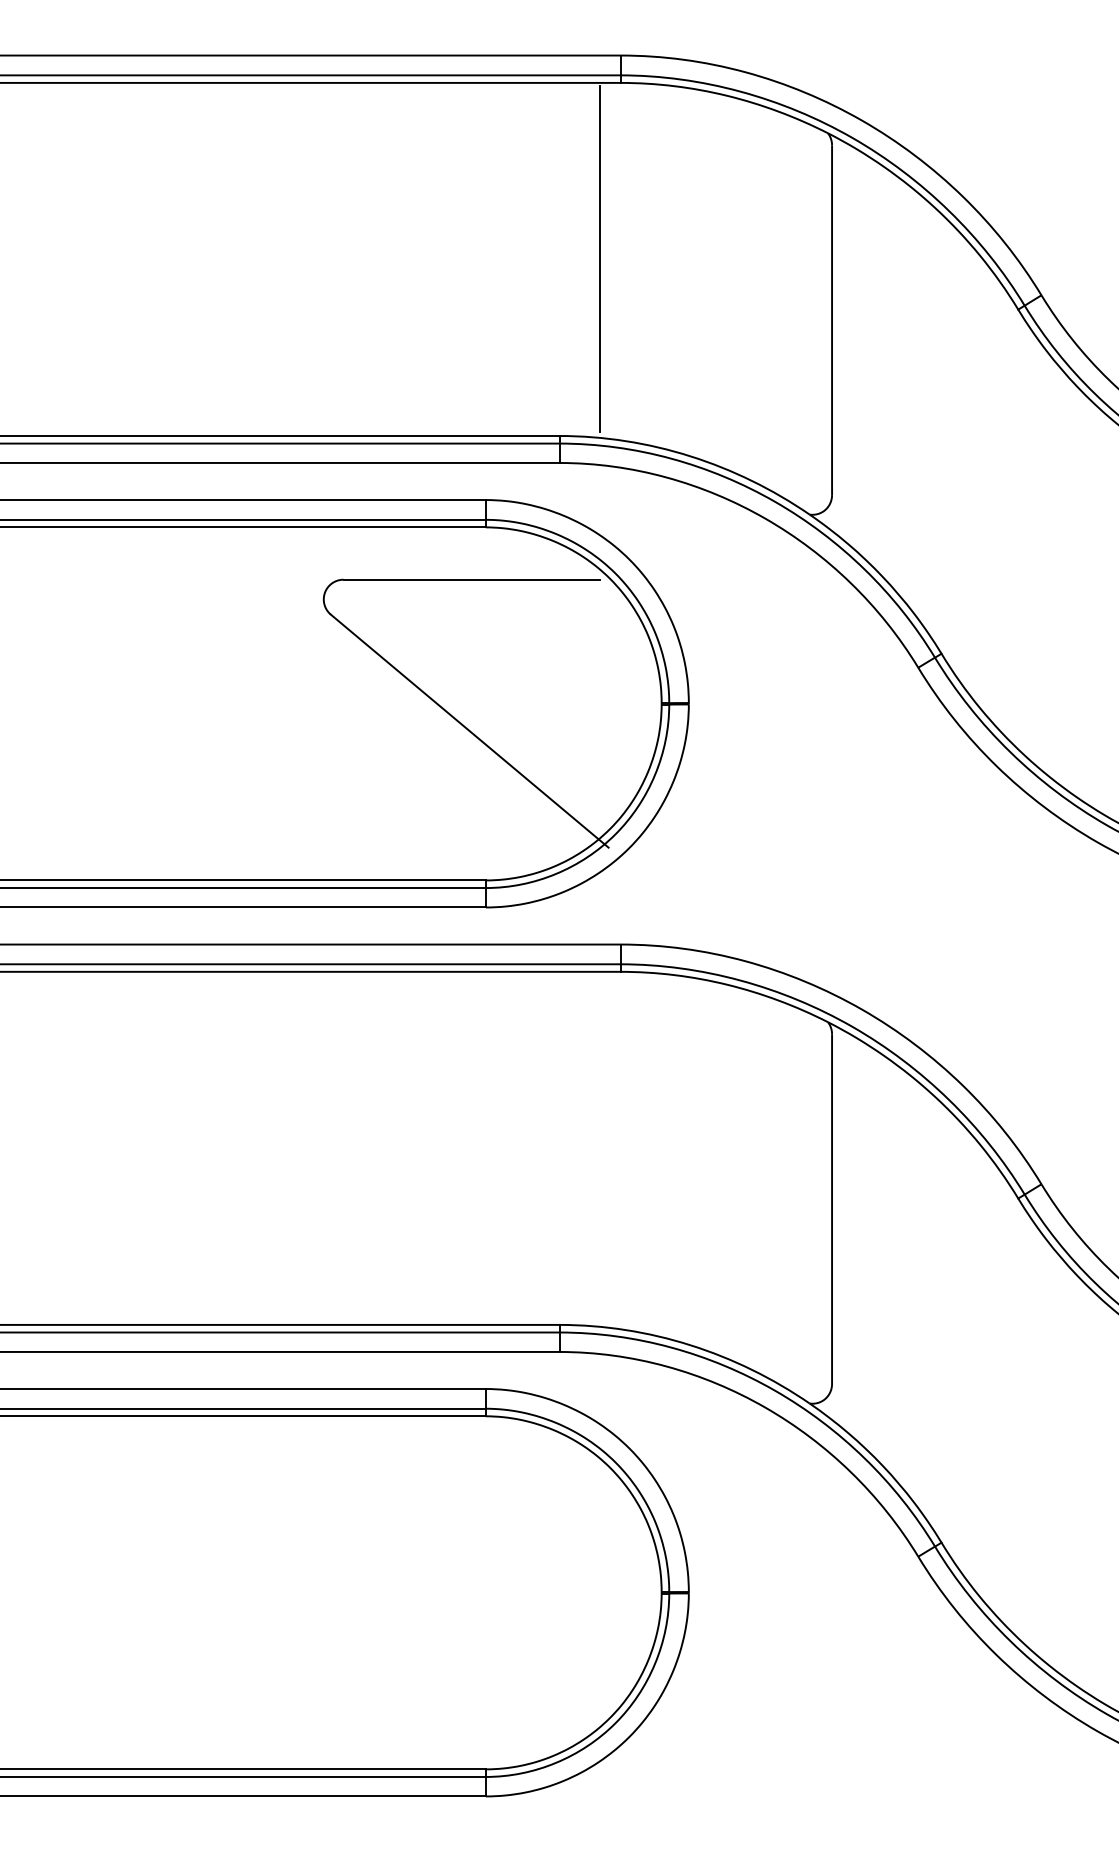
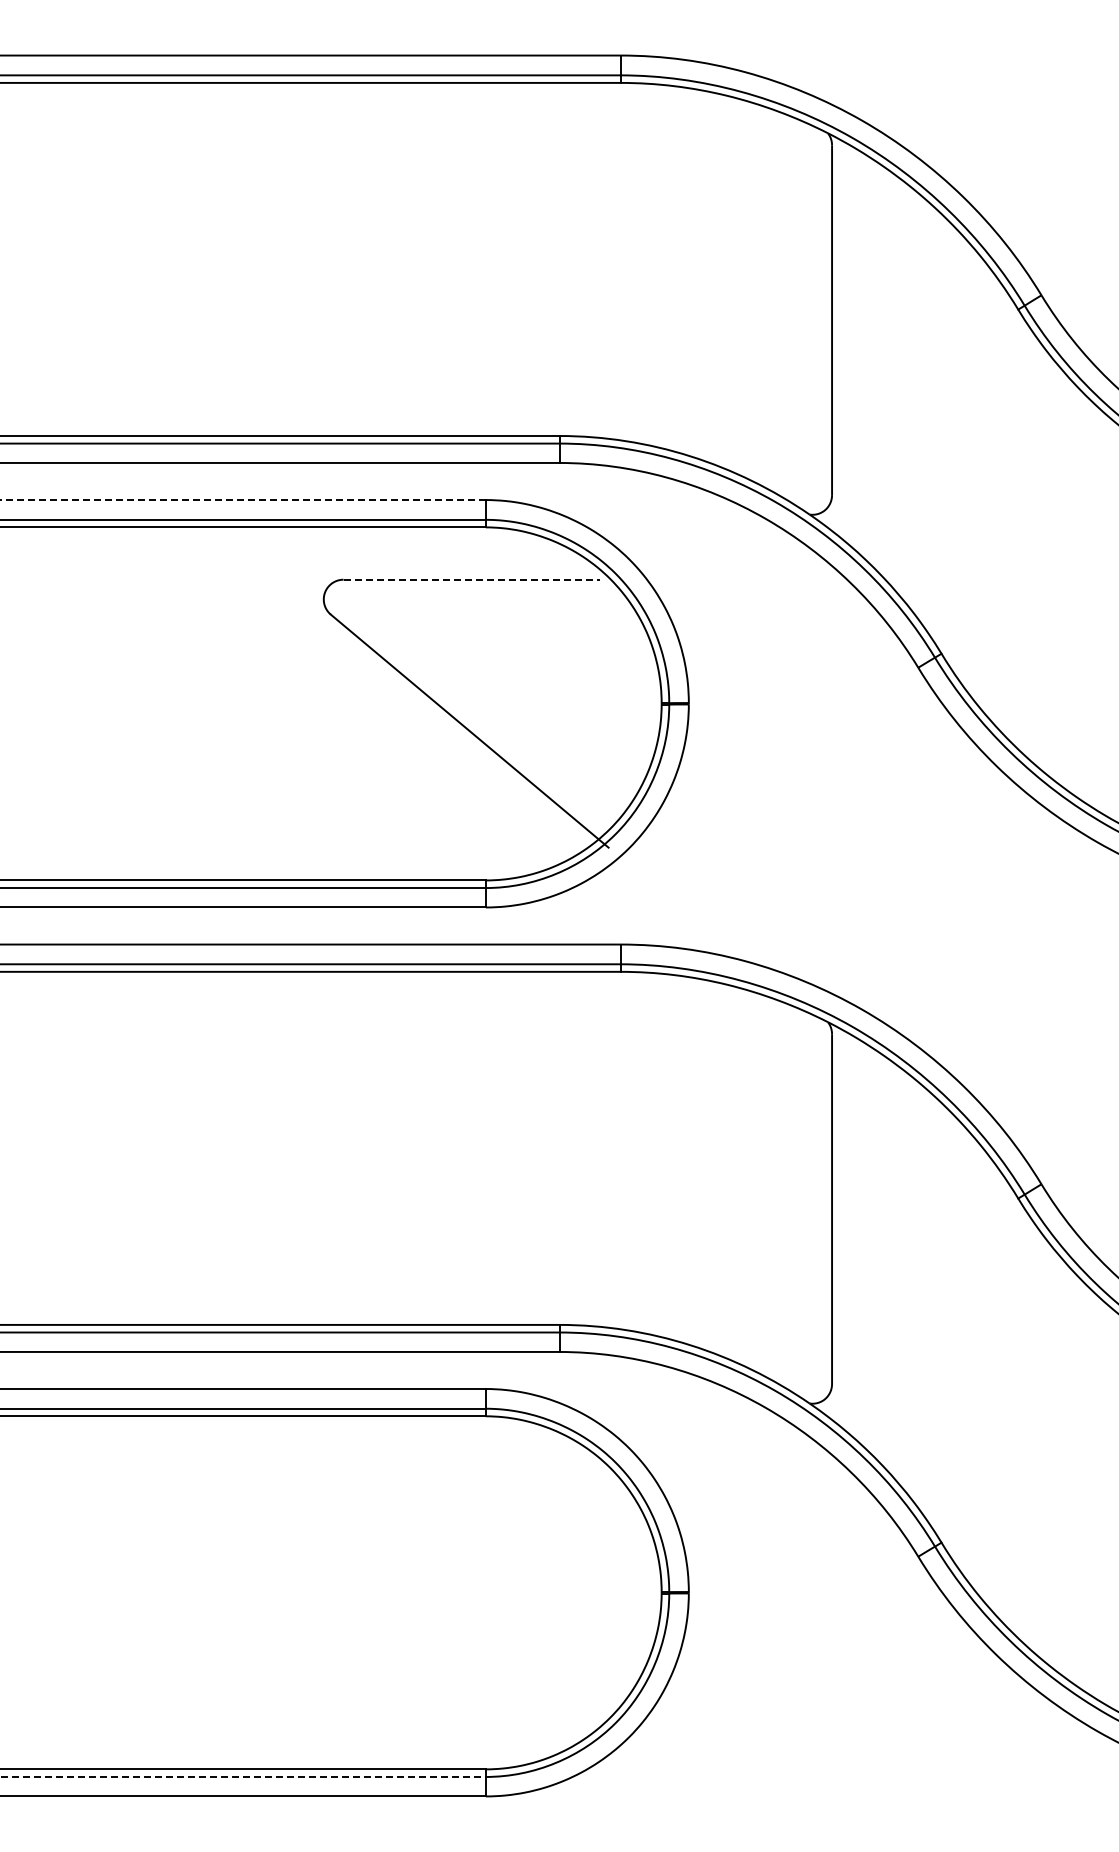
line: present -> none (600, 259)
line: solid -> dashed (242, 500)
line: solid -> dashed (472, 579)
line: solid -> dashed (243, 1776)
